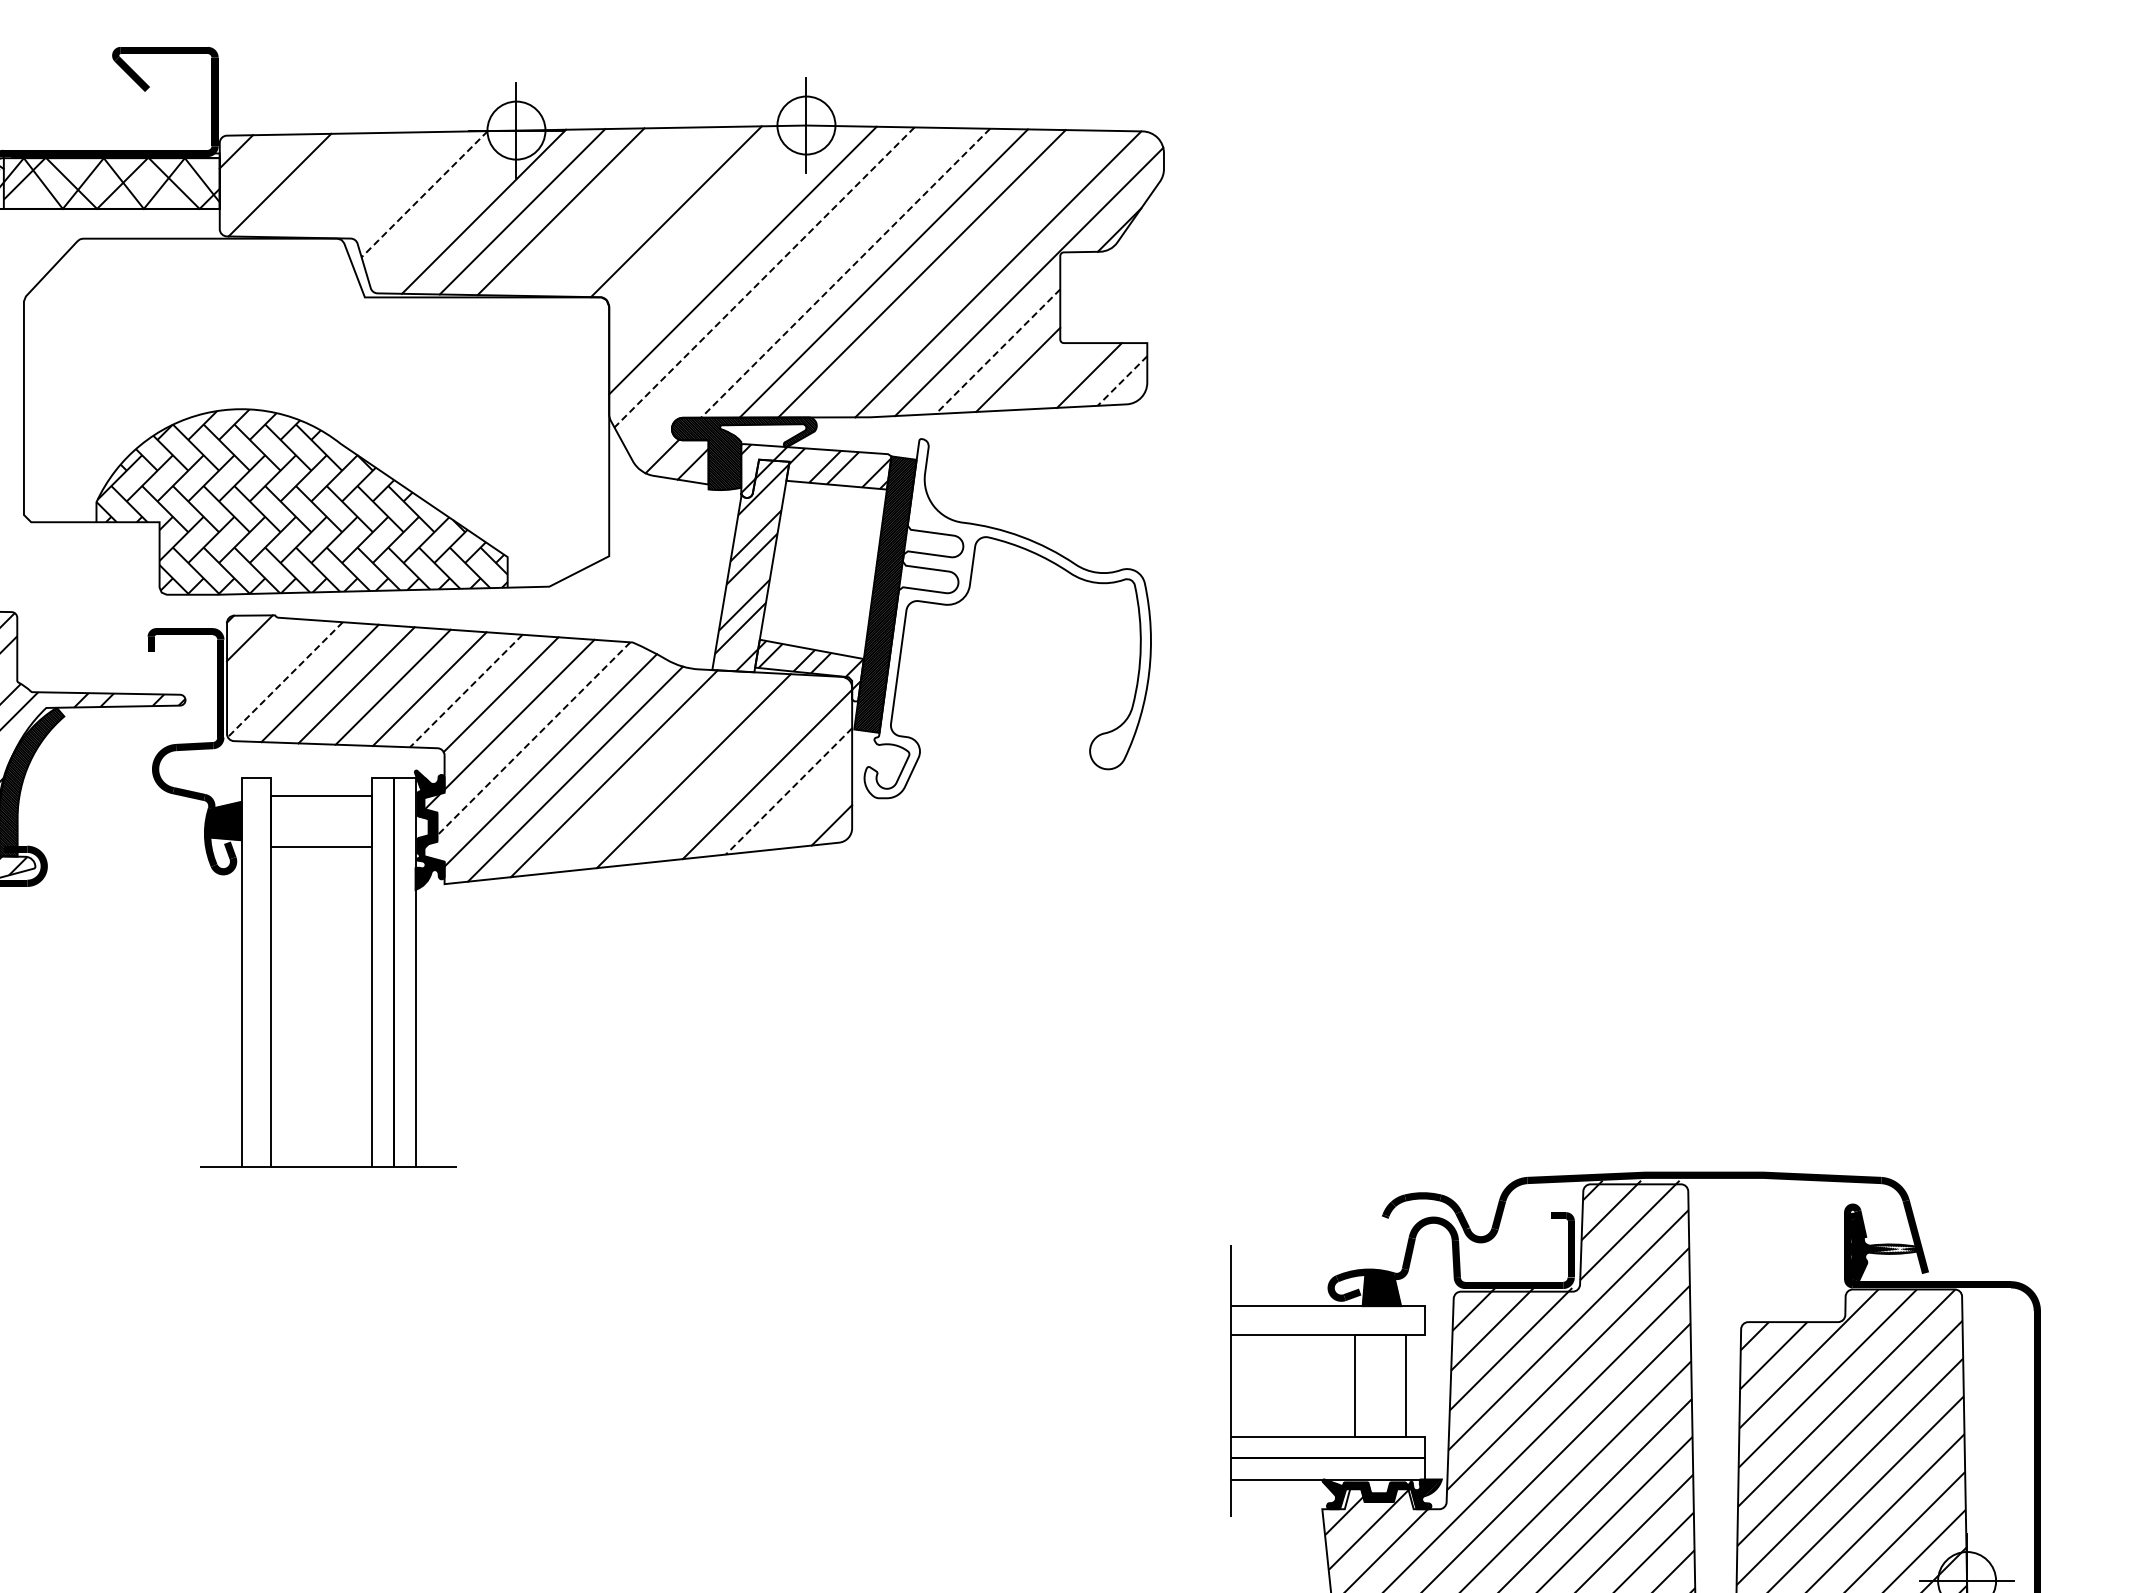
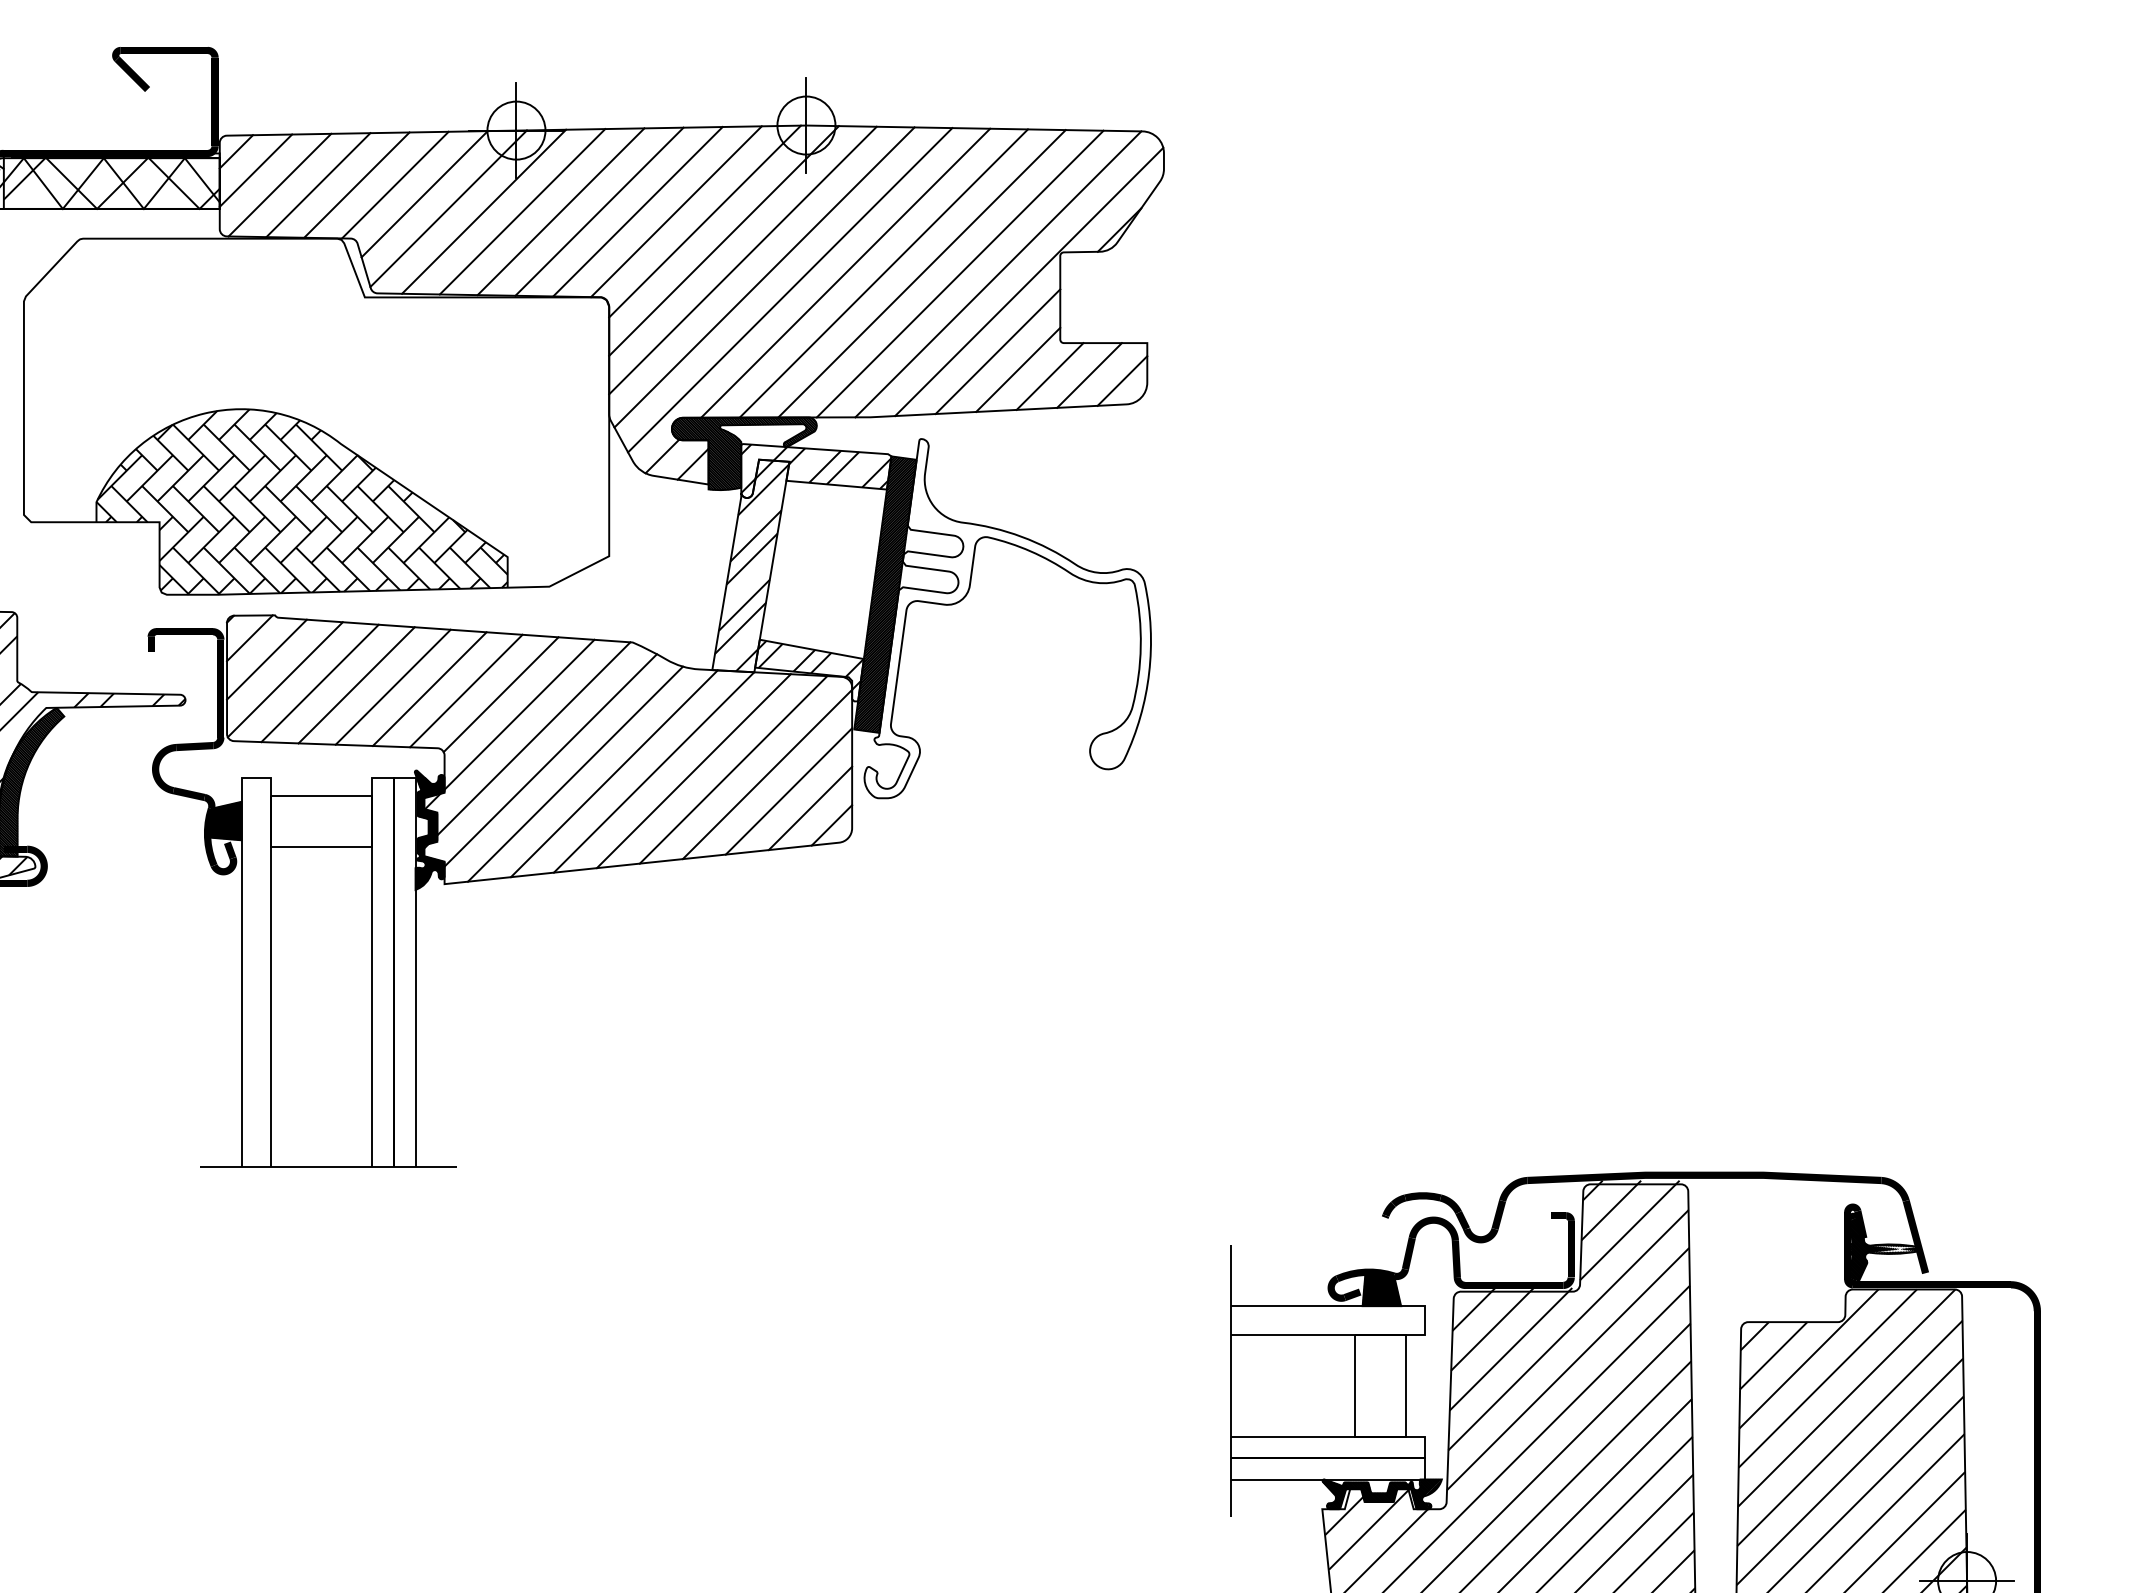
line: none -> present (255, 170)
line: none -> present (356, 184)
line: none -> present (395, 184)
line: none -> present (318, 185)
line: dashed -> solid (424, 194)
line: none -> present (448, 208)
line: none -> present (599, 211)
line: none -> present (637, 211)
line: none -> present (704, 221)
line: none -> present (723, 240)
line: dashed -> solid (845, 273)
line: none -> present (959, 273)
line: dashed -> solid (764, 277)
line: none -> present (790, 290)
line: dashed -> solid (997, 352)
line: none -> present (1049, 376)
line: dashed -> solid (1122, 381)
line: none -> present (266, 659)
line: dashed -> solid (285, 680)
line: dashed -> solid (466, 691)
line: dashed -> solid (533, 738)
line: none -> present (733, 769)
line: none -> present (653, 772)
line: dashed -> solid (788, 791)
line: none -> present (810, 808)
